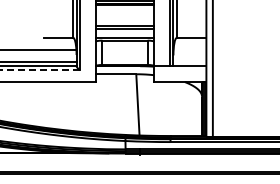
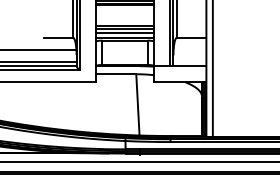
line: none -> present (124, 33)
line: dashed -> solid (39, 70)
line: none -> present (139, 161)
